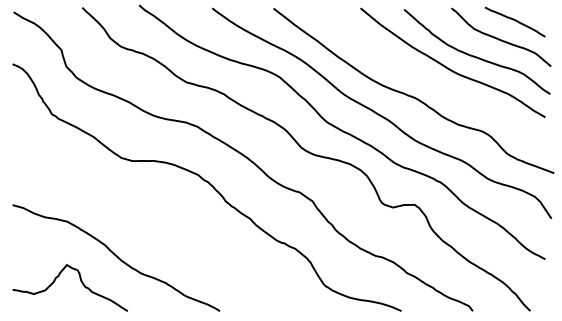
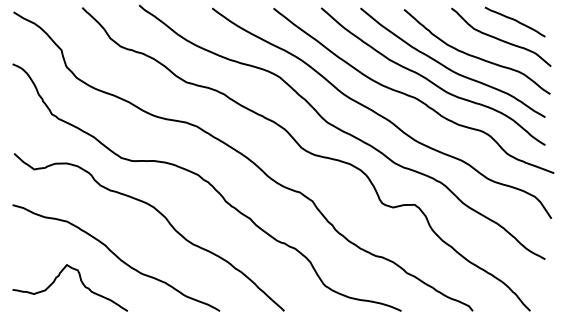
curve: none -> present (429, 79)
curve: none -> present (163, 217)
